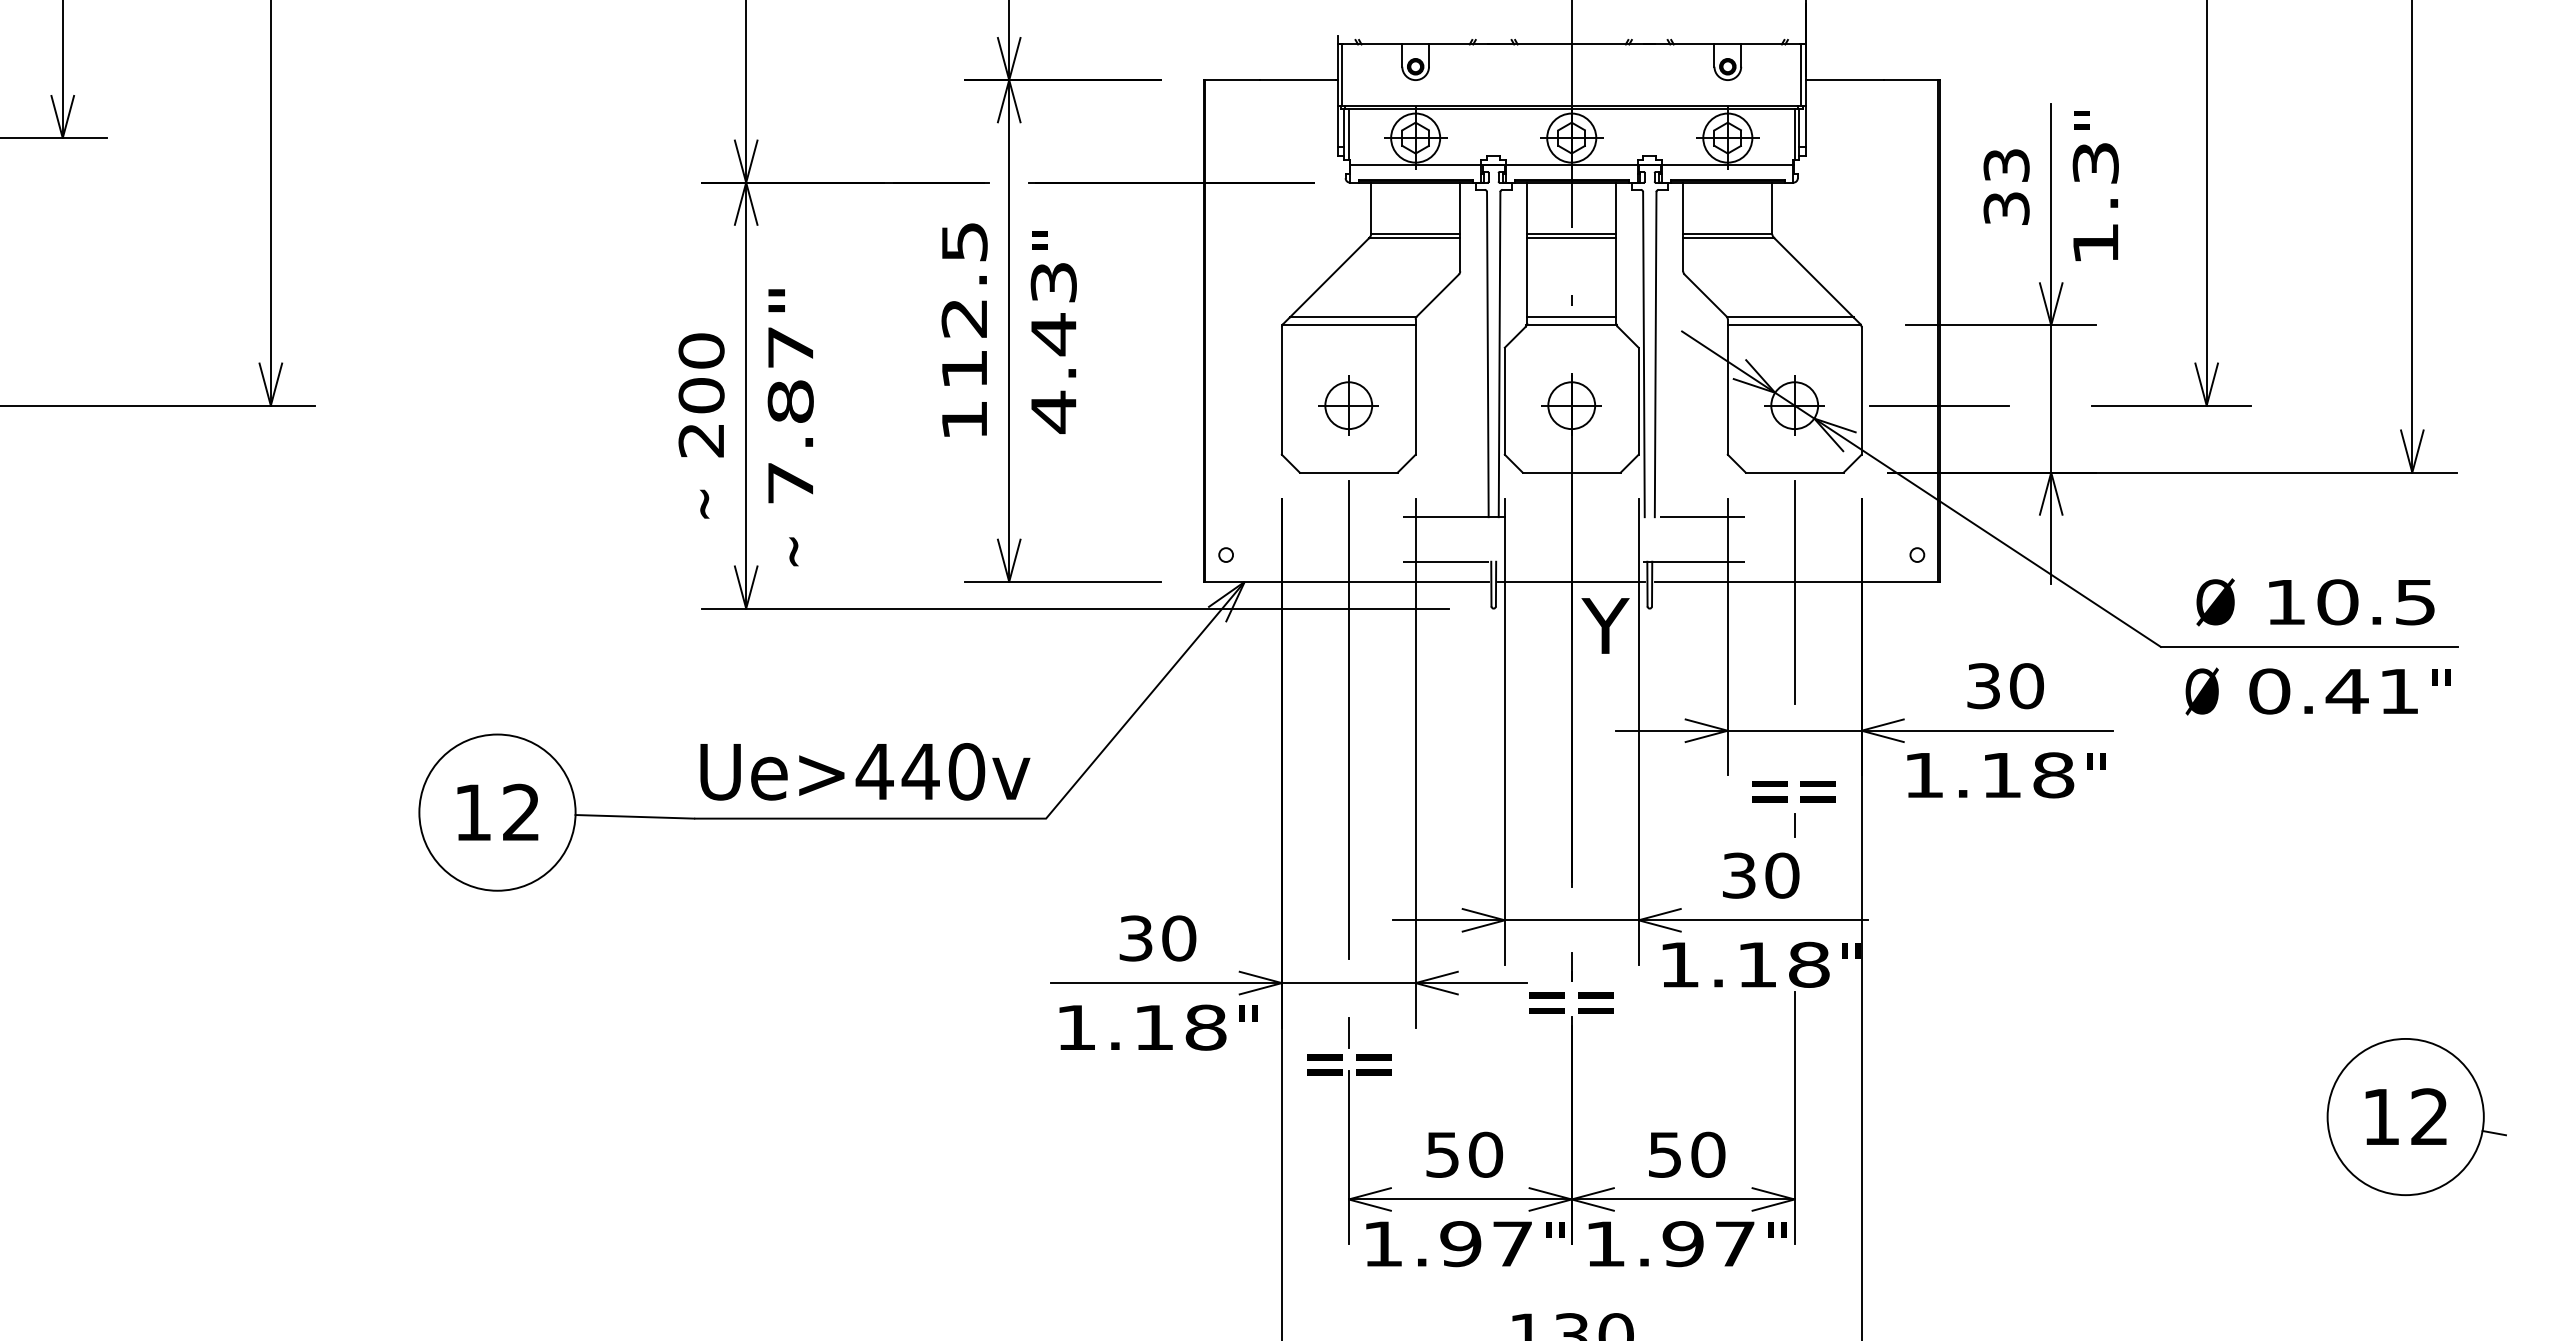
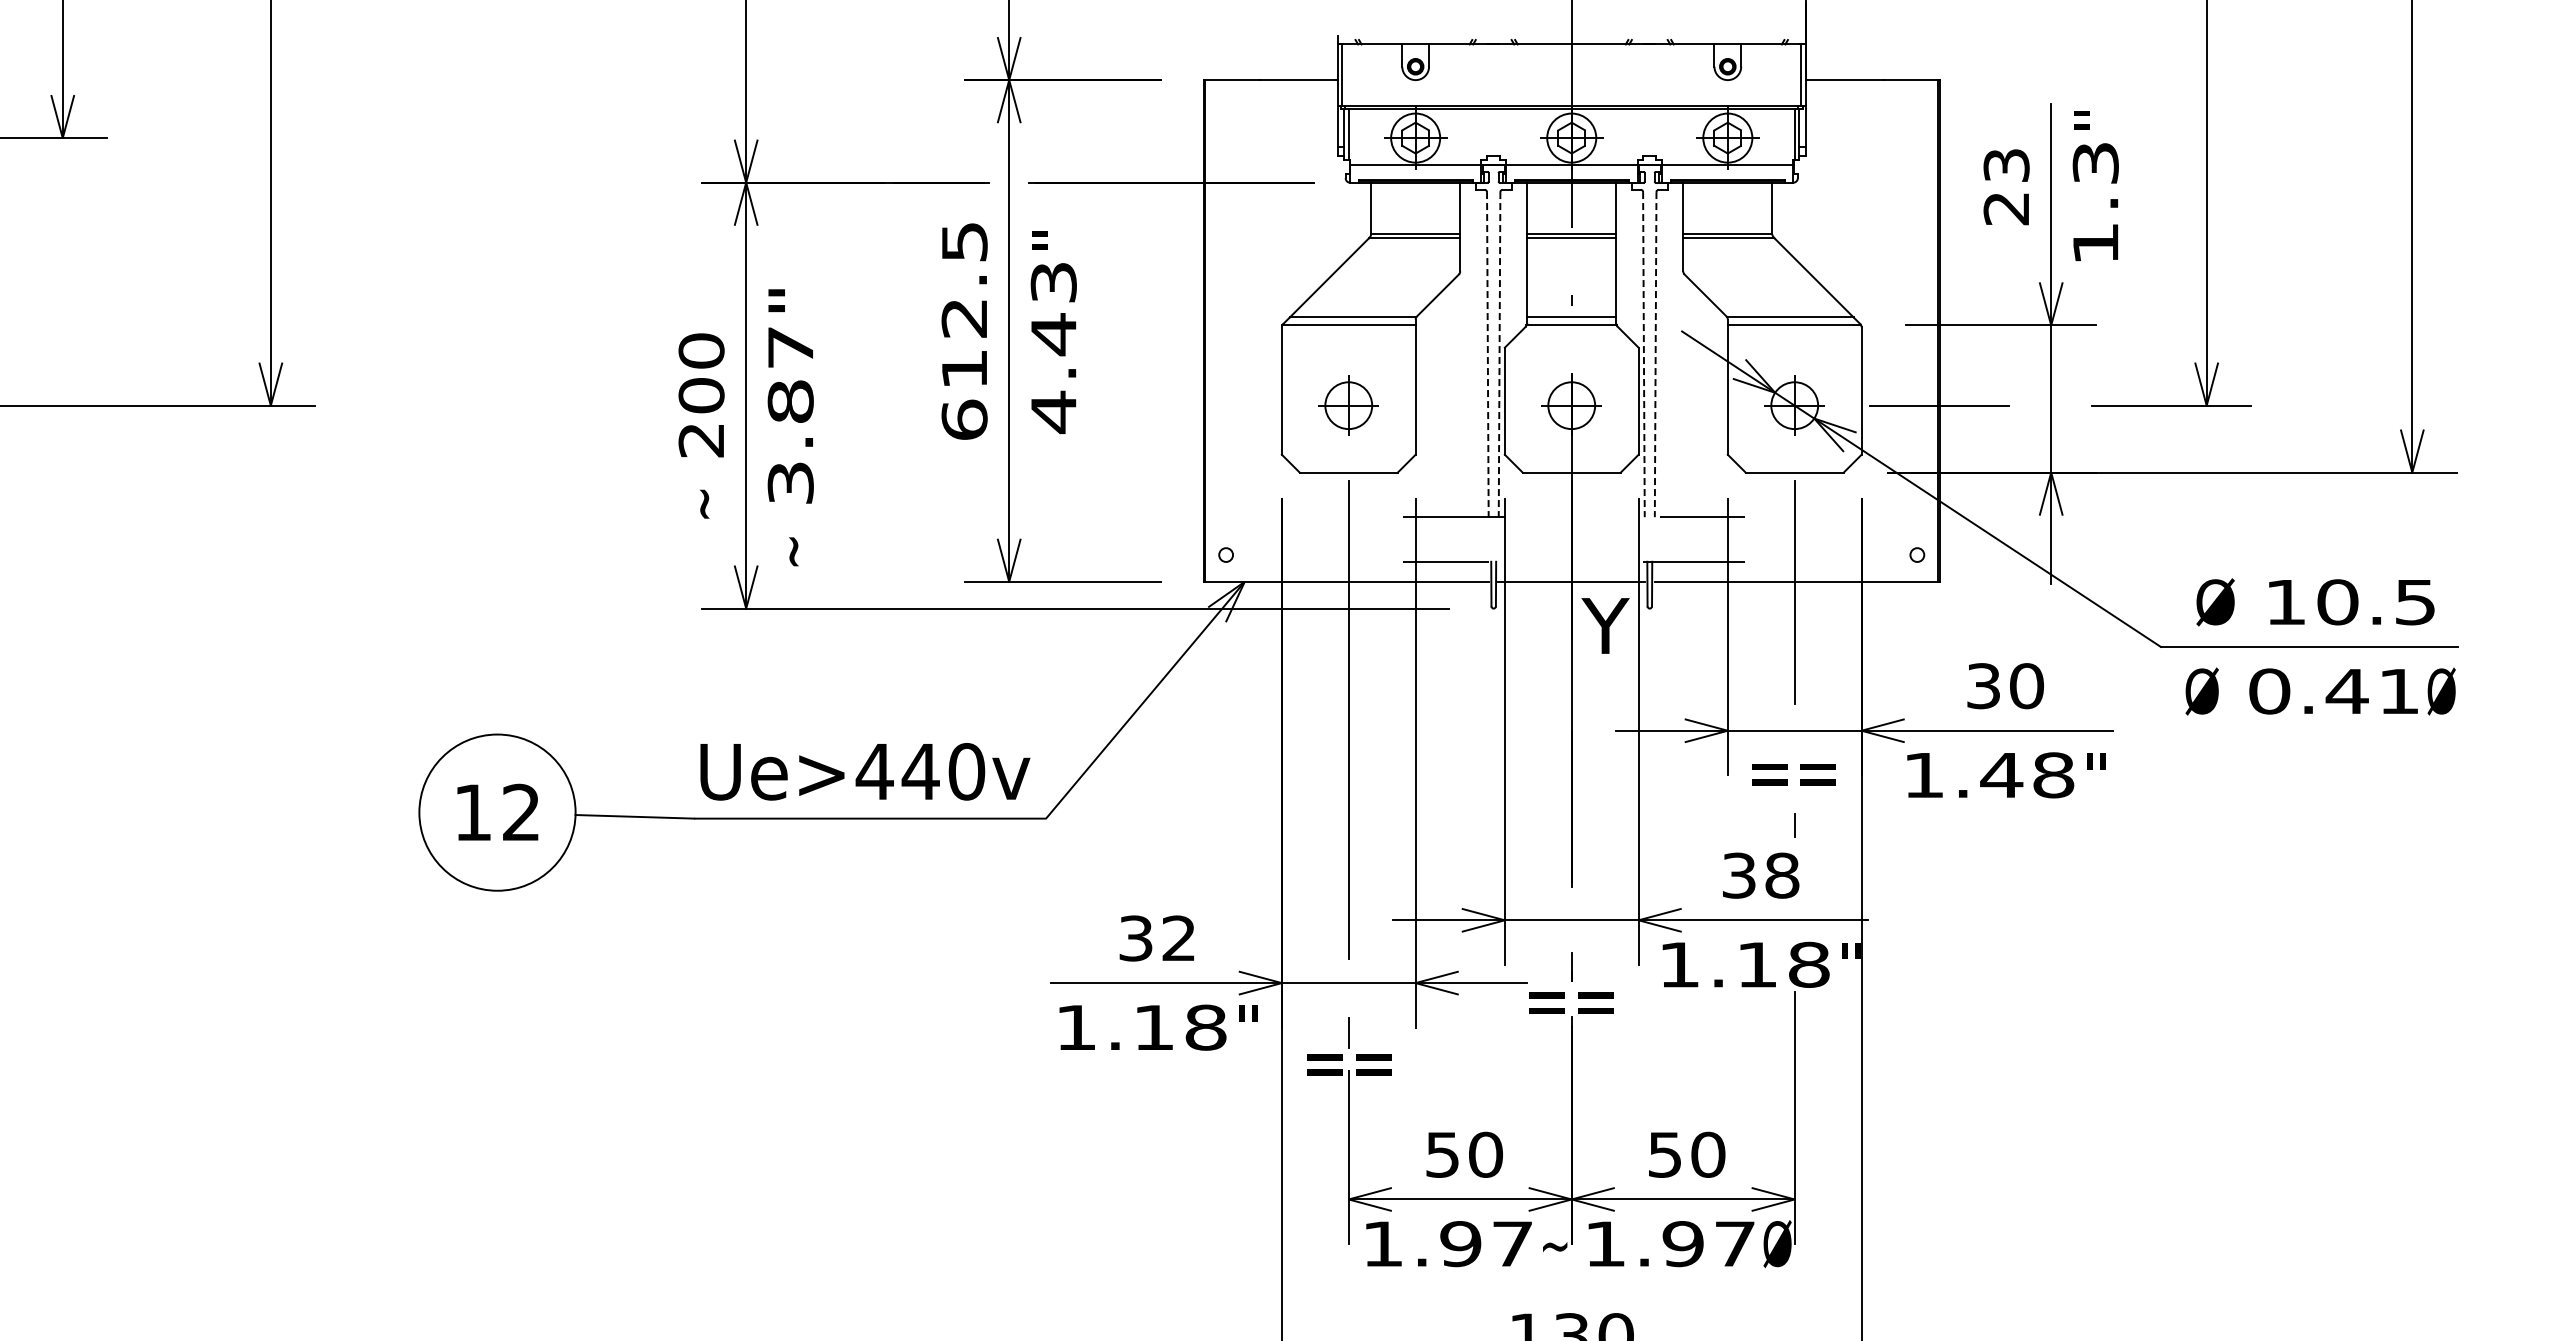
text: 33 -> 23 (2006, 208)
line: solid -> dashed (1487, 354)
line: solid -> dashed (1499, 354)
line: solid -> dashed (1643, 354)
line: solid -> dashed (1655, 354)
text: 112.5 -> 612.5 (964, 419)
text: 7.87" -> 3.87" (790, 482)
text: " -> Ø (2441, 691)
text: 1.18 -> 1.48 (2001, 775)
text position: (1793, 791) -> (1793, 774) (1793, 774)
text: 30 -> 38 (1782, 875)
text: 30 -> 32 (1179, 938)
part: present -> none (2416, 1116)
text: " -> ~ (1555, 1236)
text: " -> Ø (1777, 1244)
